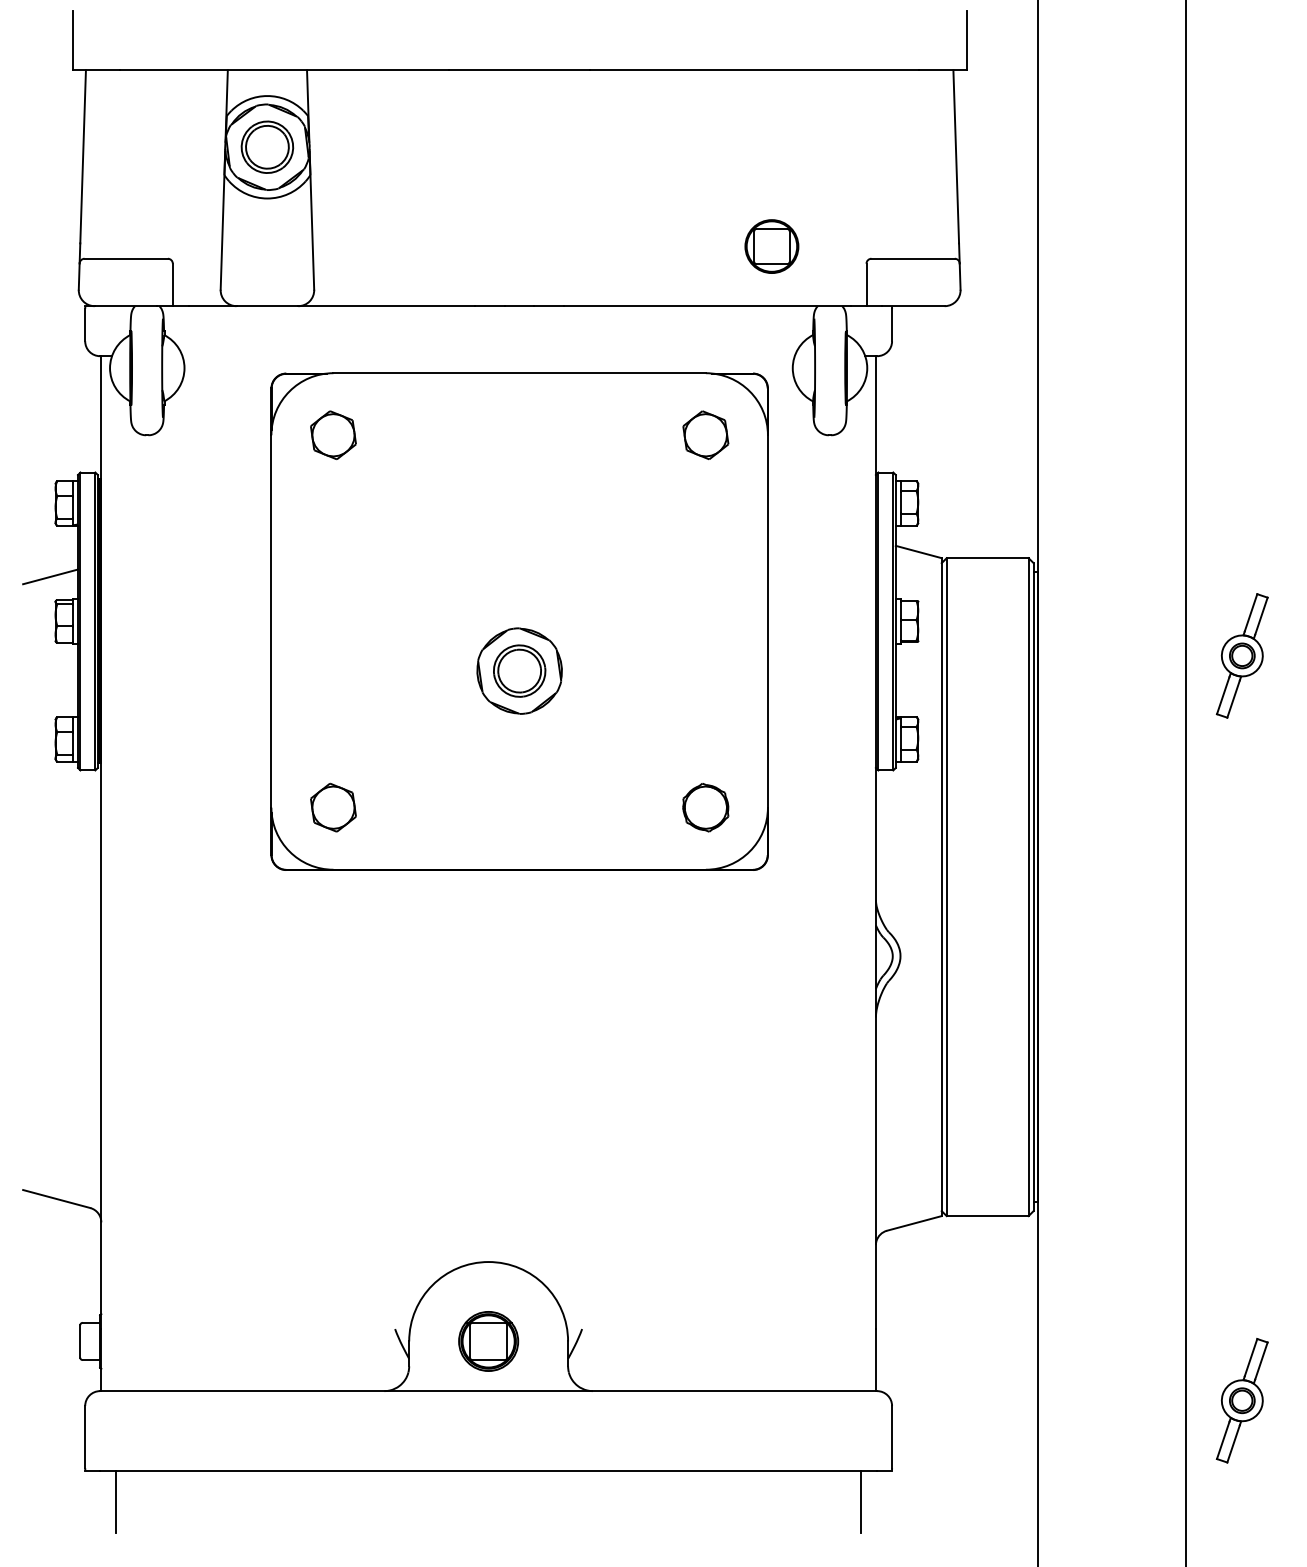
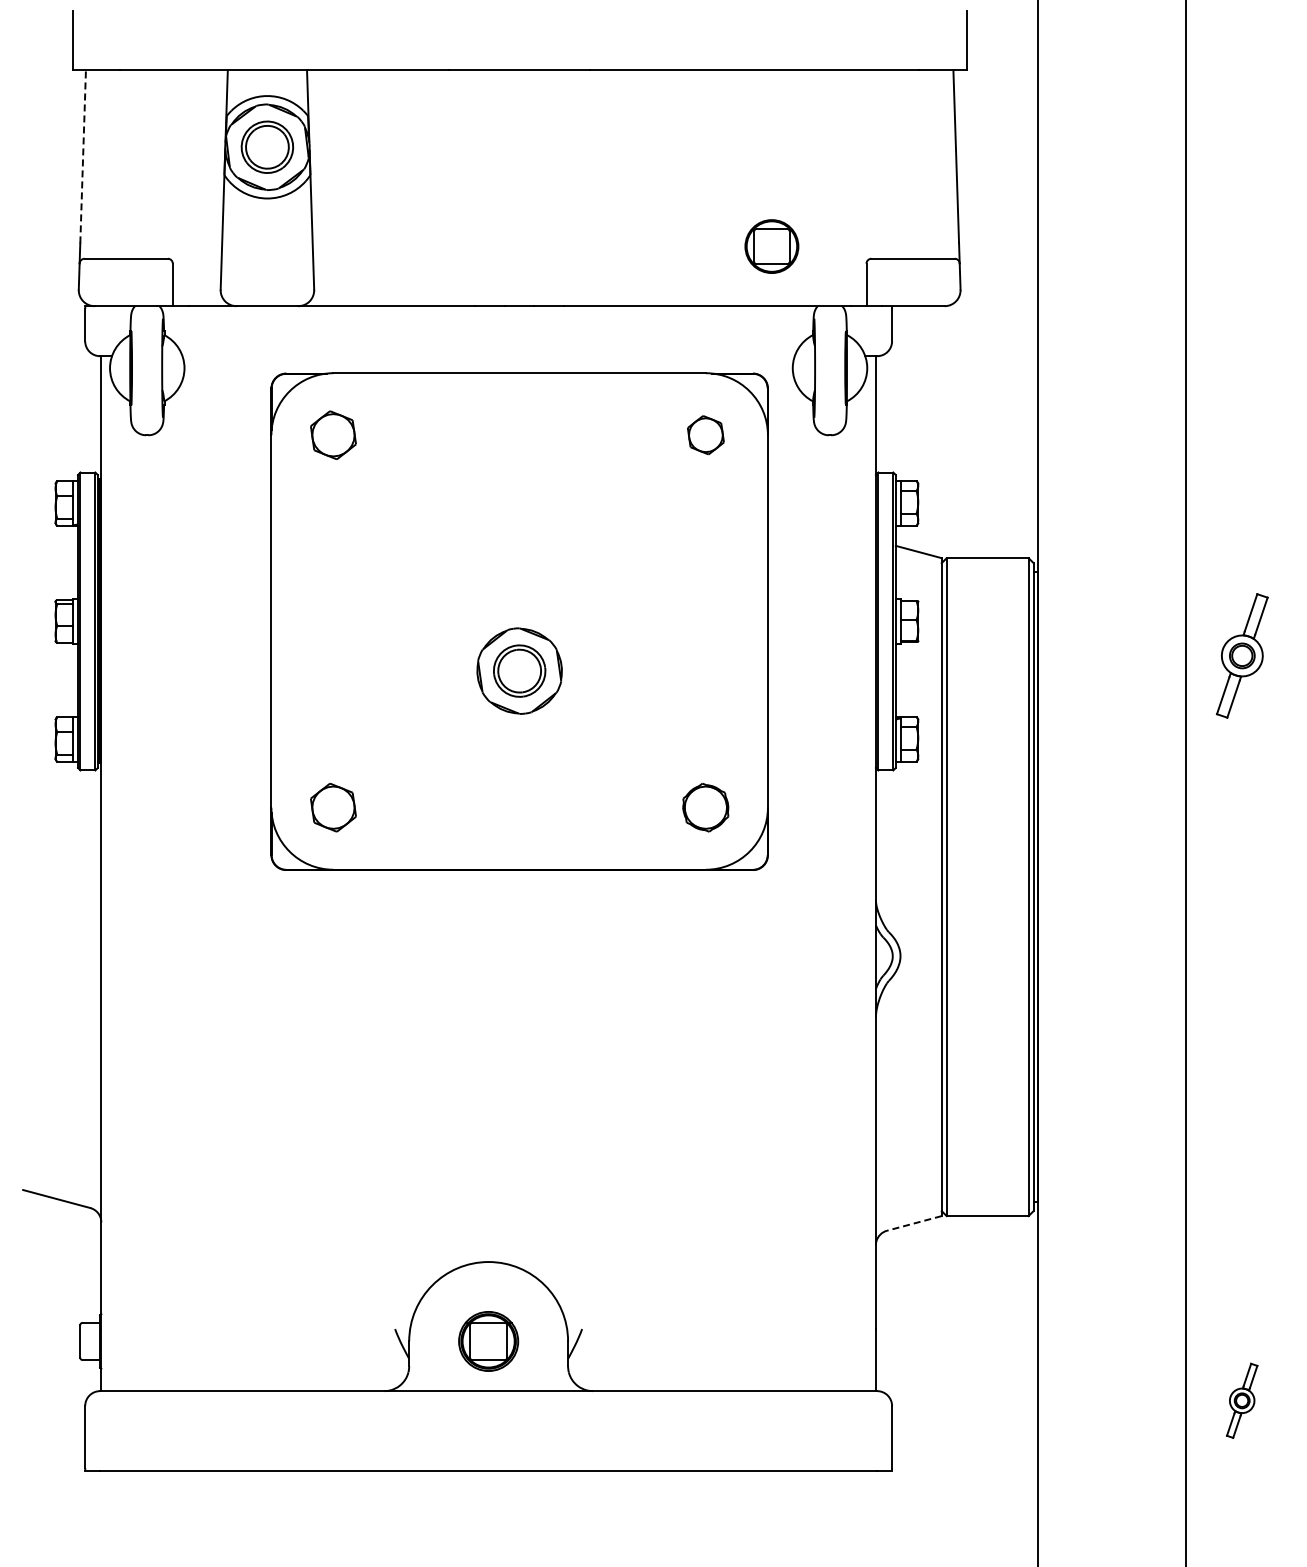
line: solid -> dashed (83, 156)
part size: 48x50 px -> 38x41 px (705, 435)
line: present -> none (50, 576)
line: solid -> dashed (913, 1223)
part size: 54x126 px -> 34x77 px (1241, 1400)
line: present -> none (116, 1501)
line: present -> none (861, 1501)
